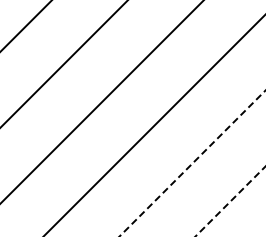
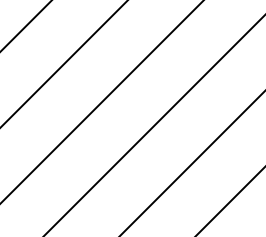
line: dashed -> solid (192, 163)
line: dashed -> solid (230, 201)
